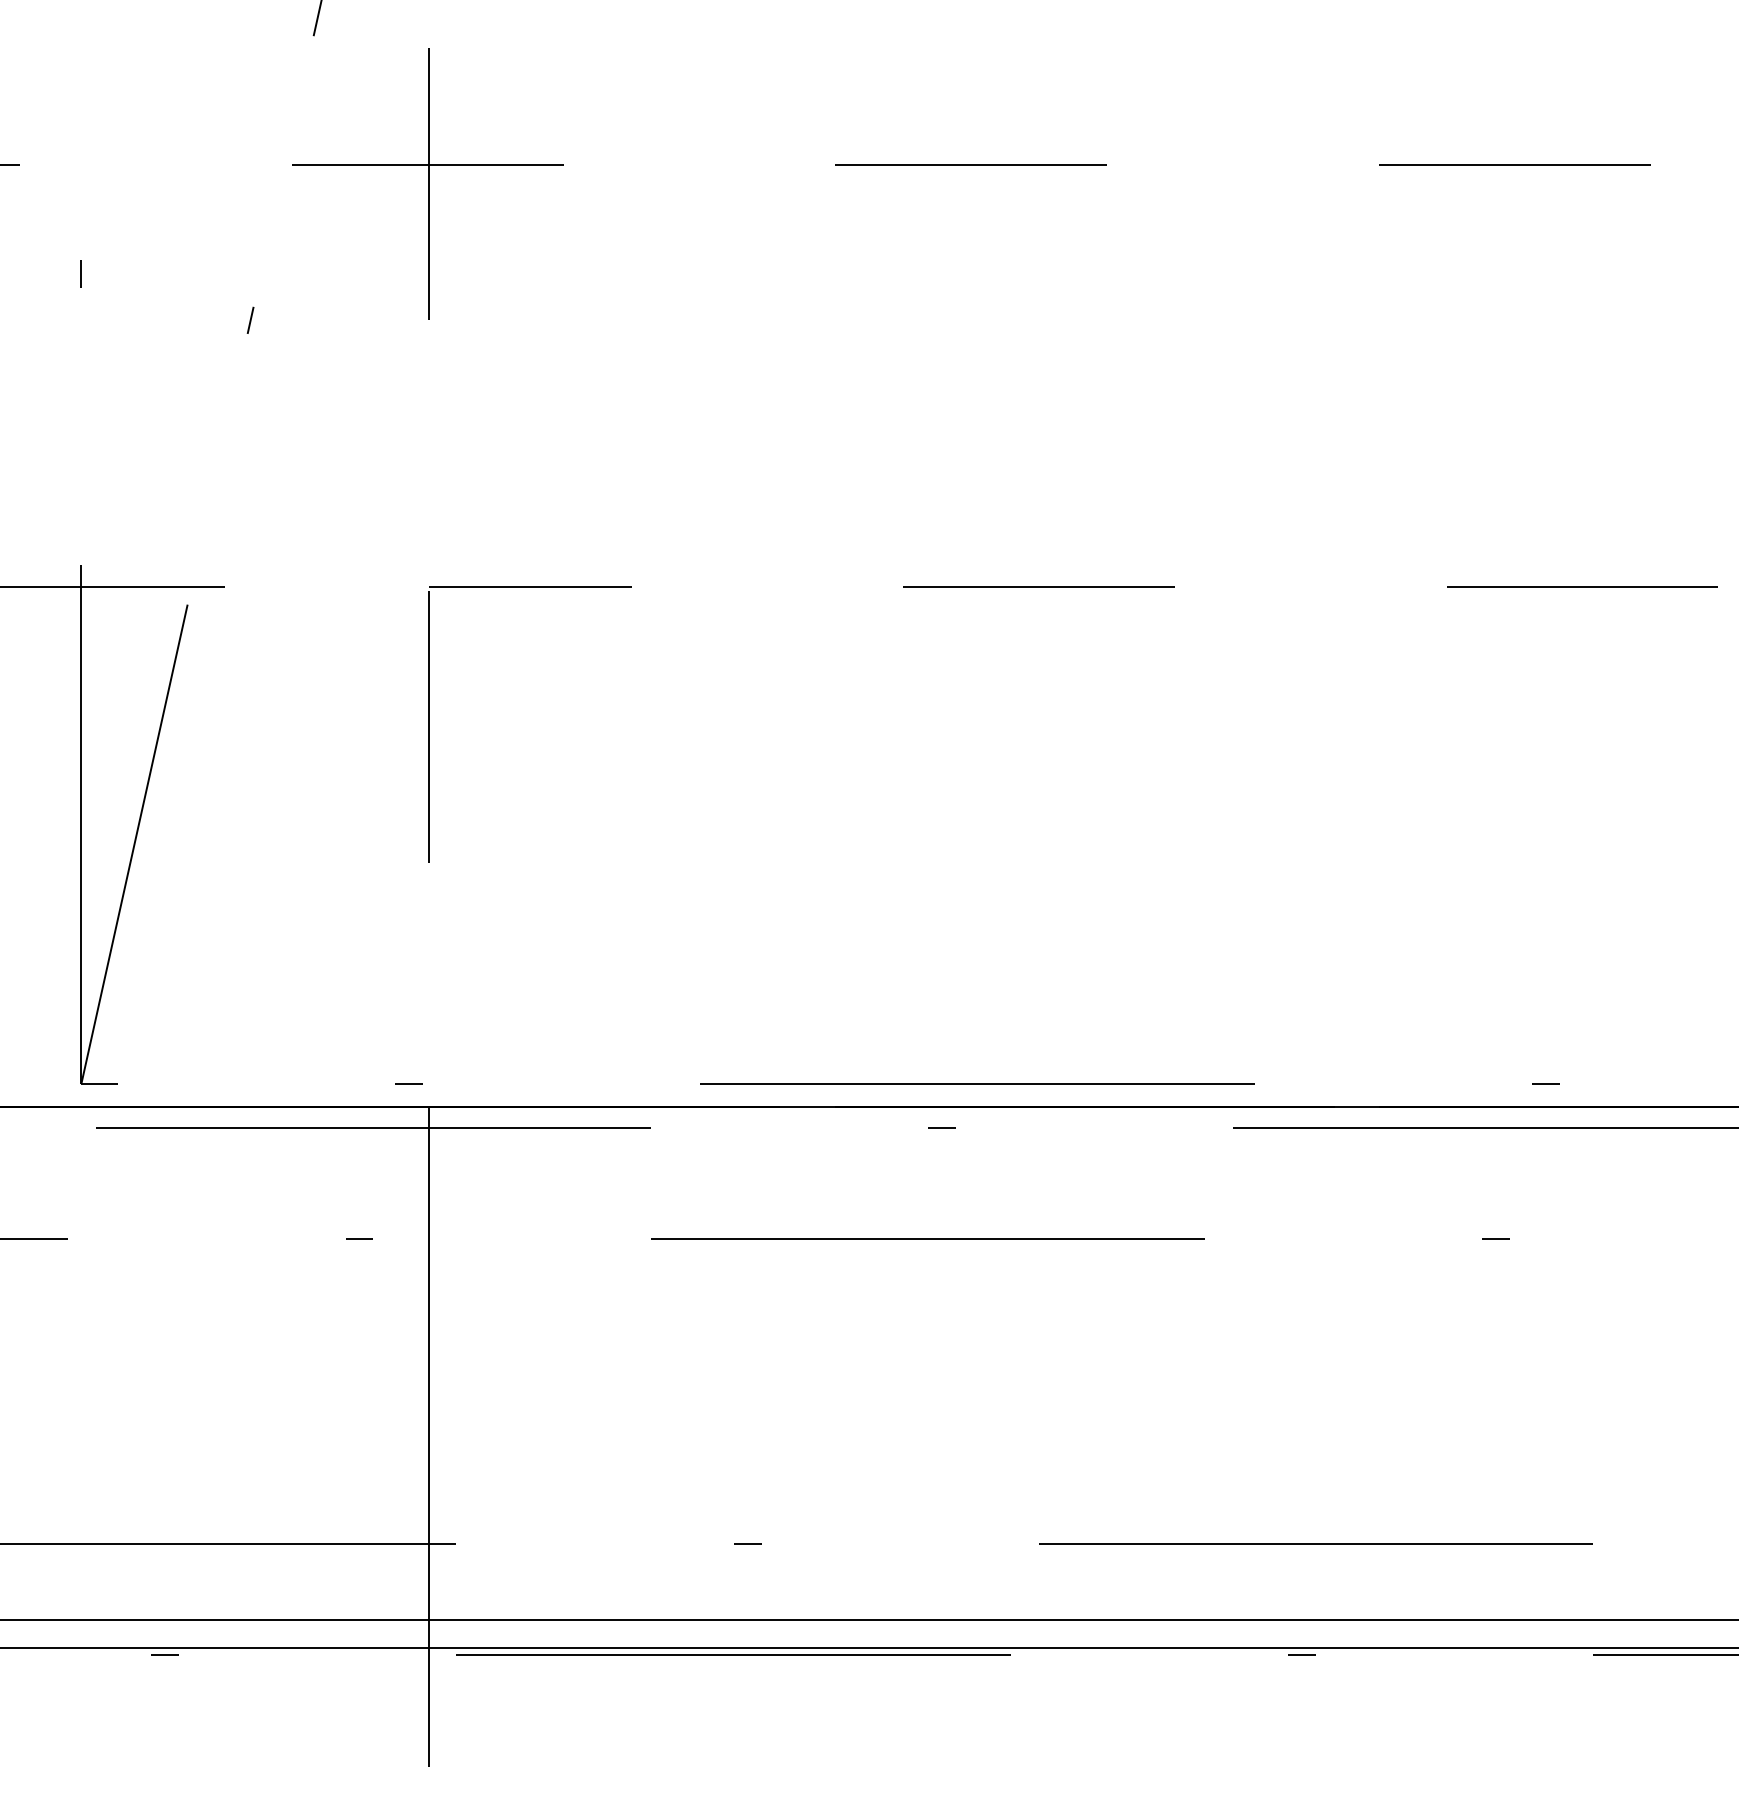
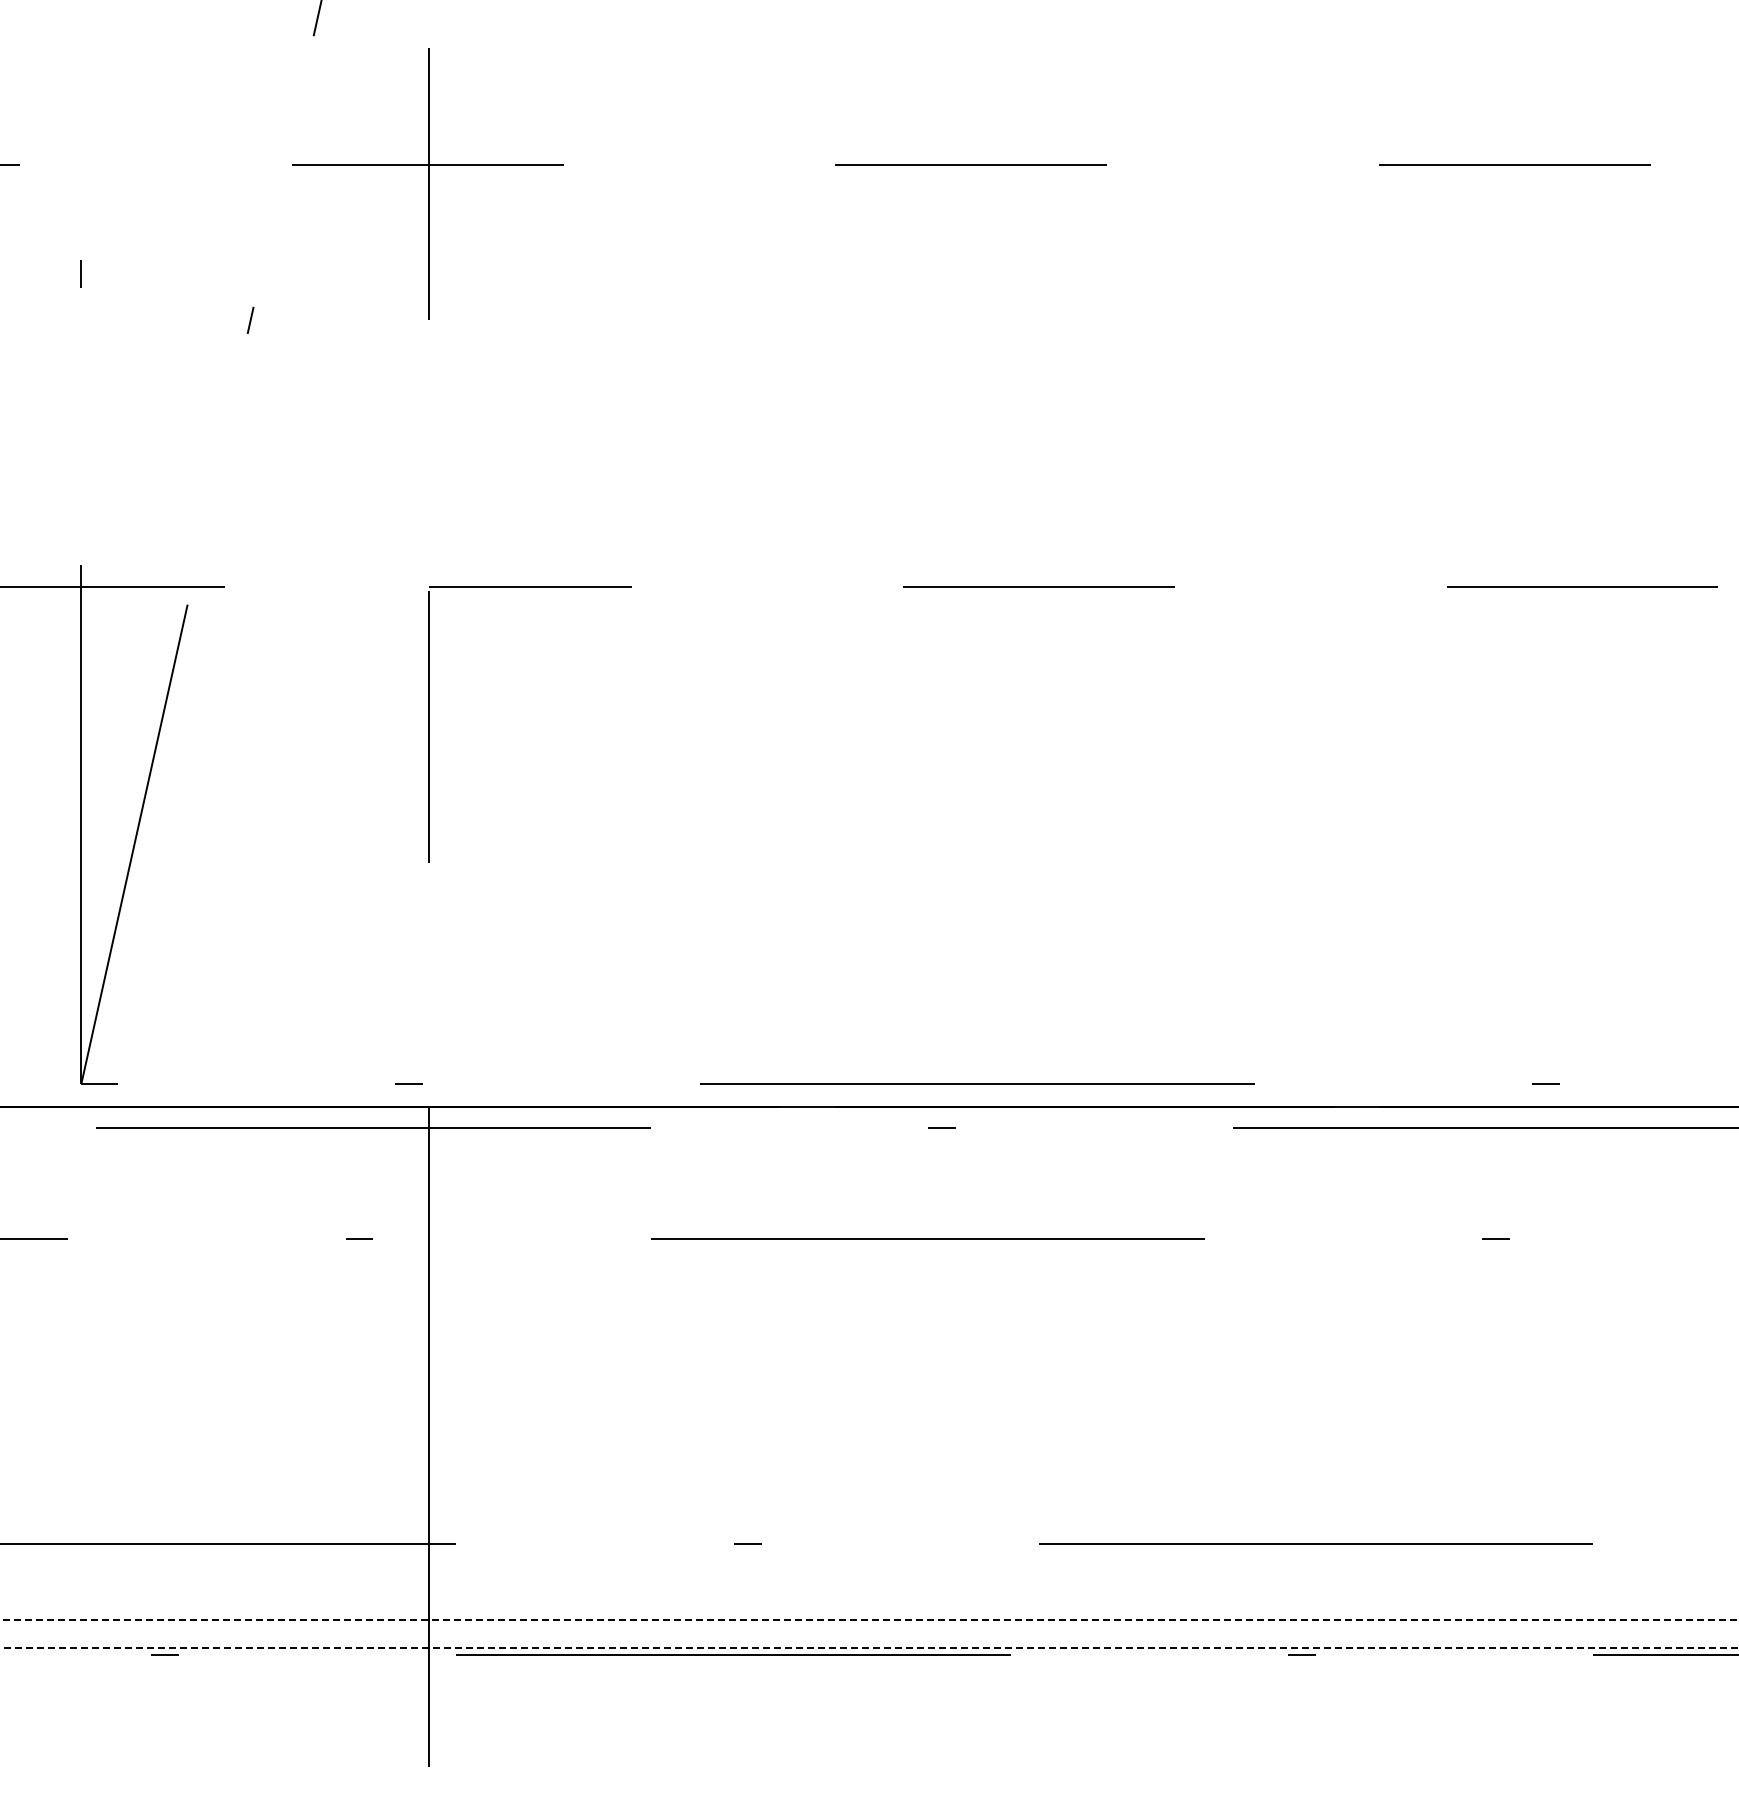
line: solid -> dashed (868, 1620)
line: solid -> dashed (870, 1648)
